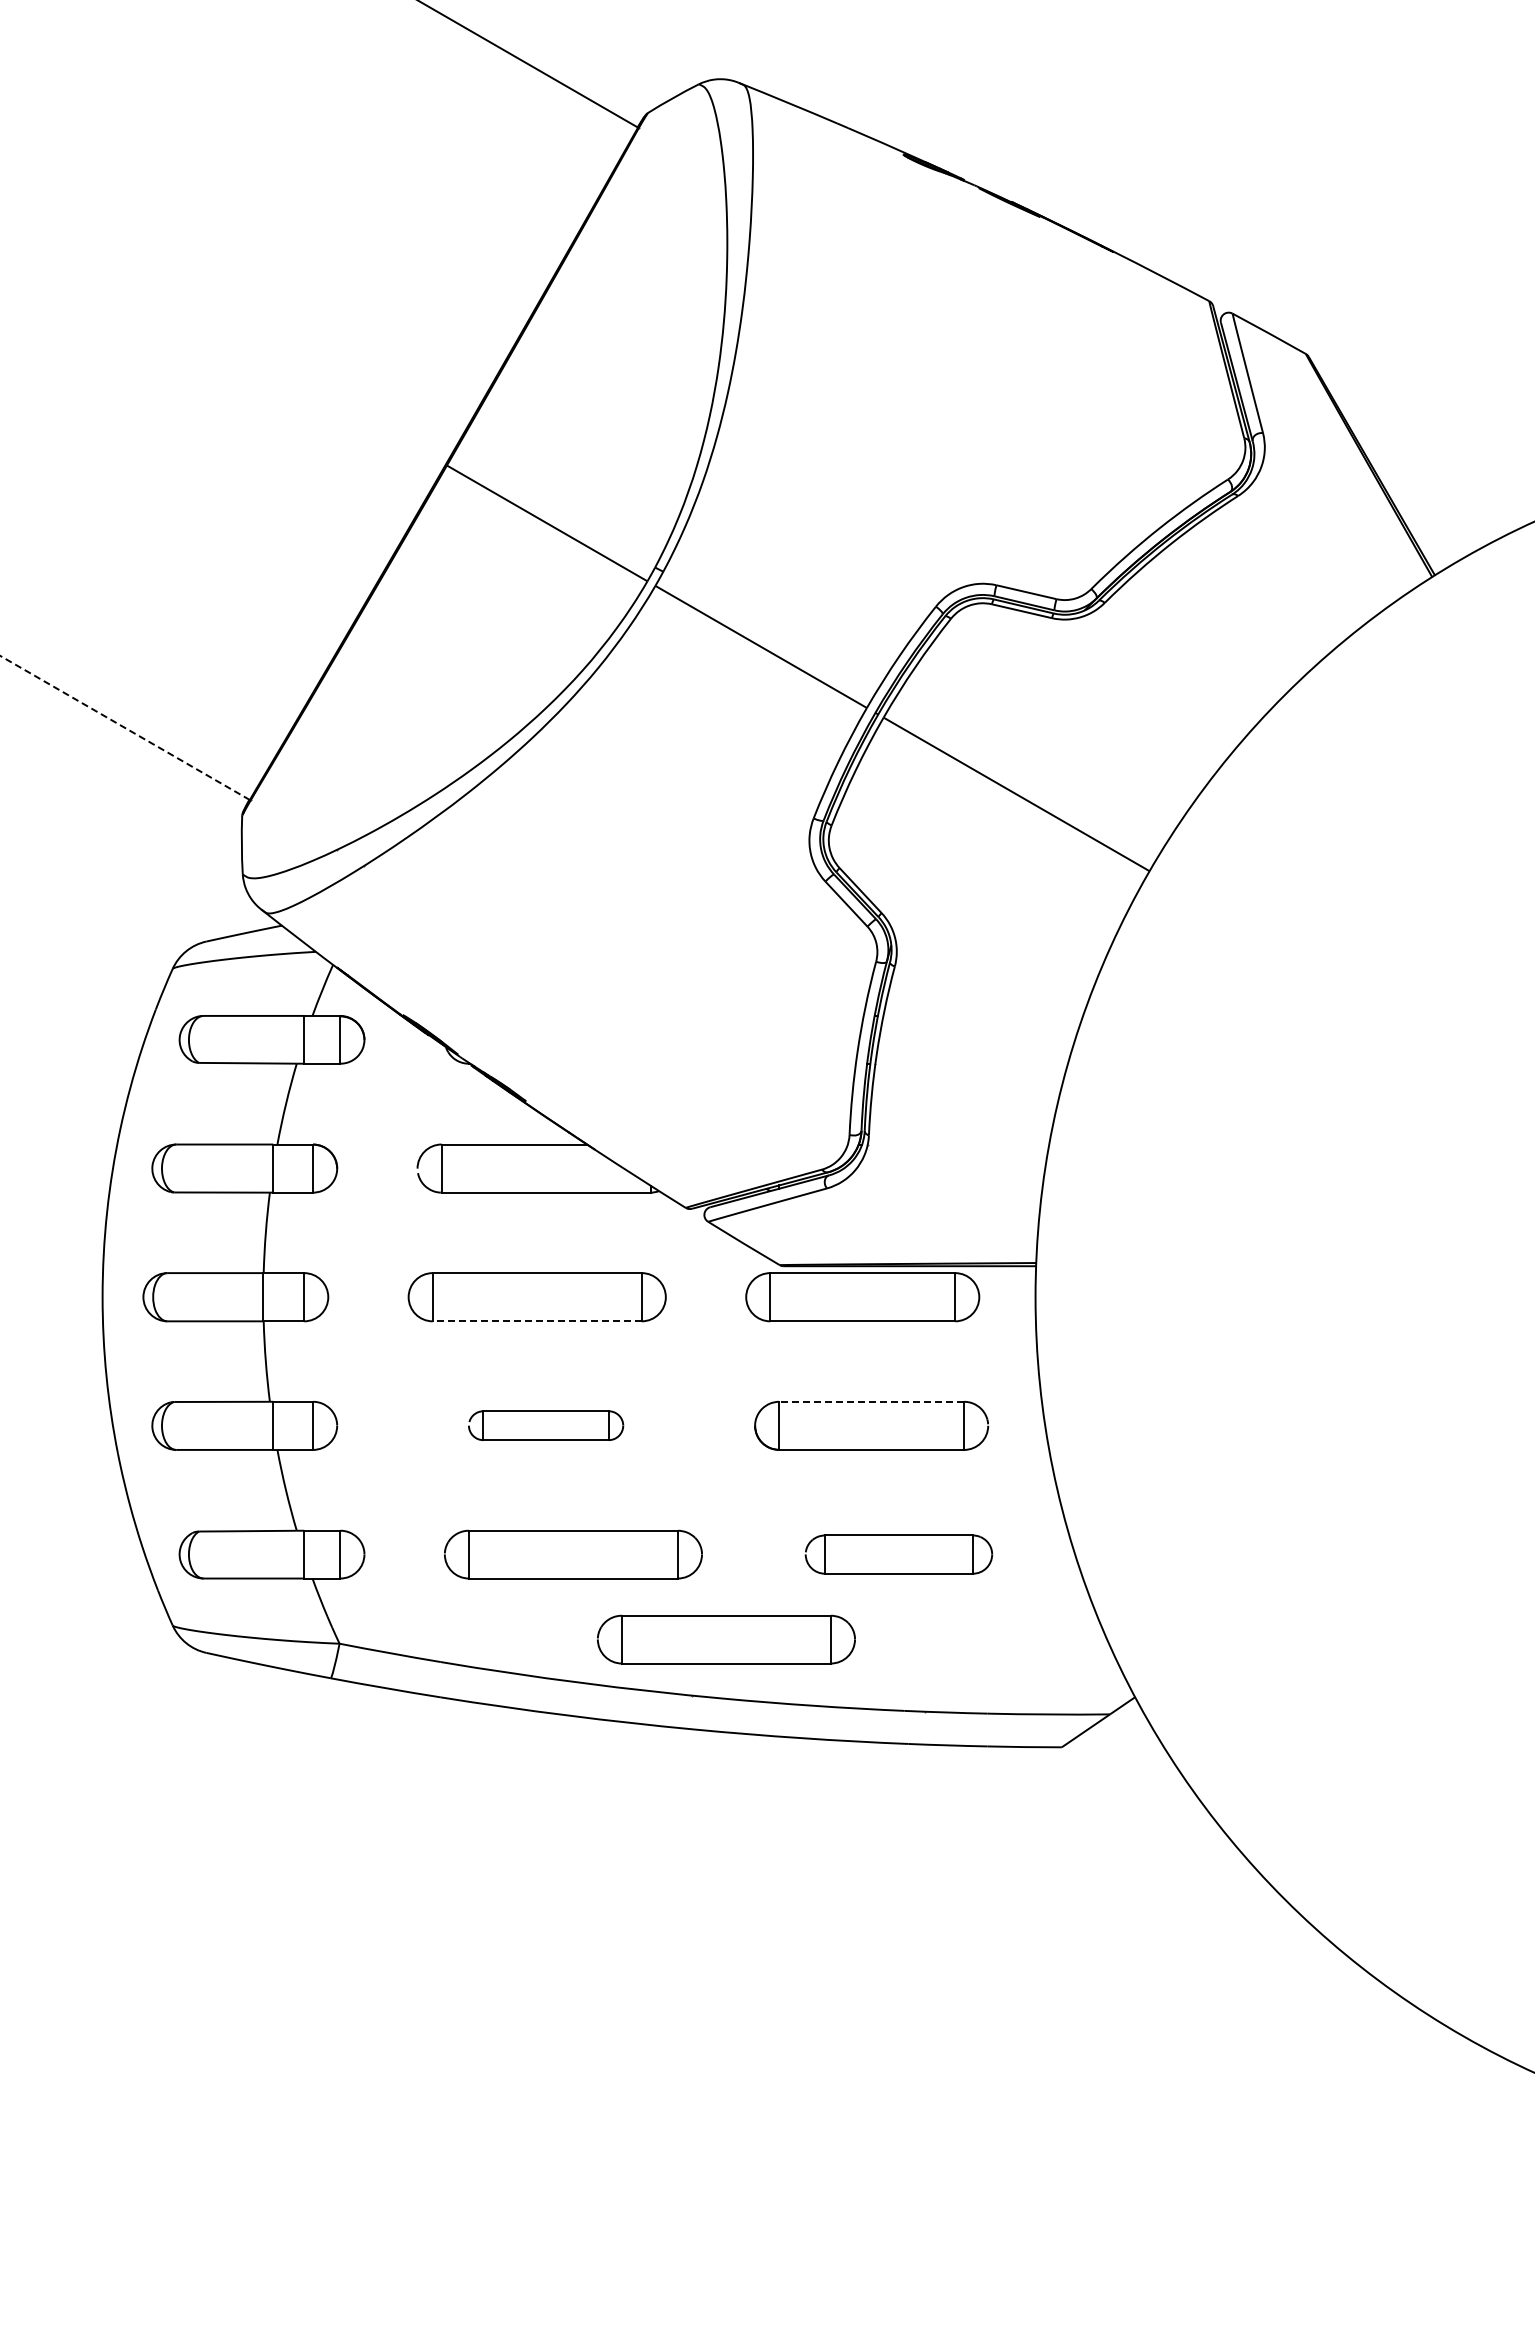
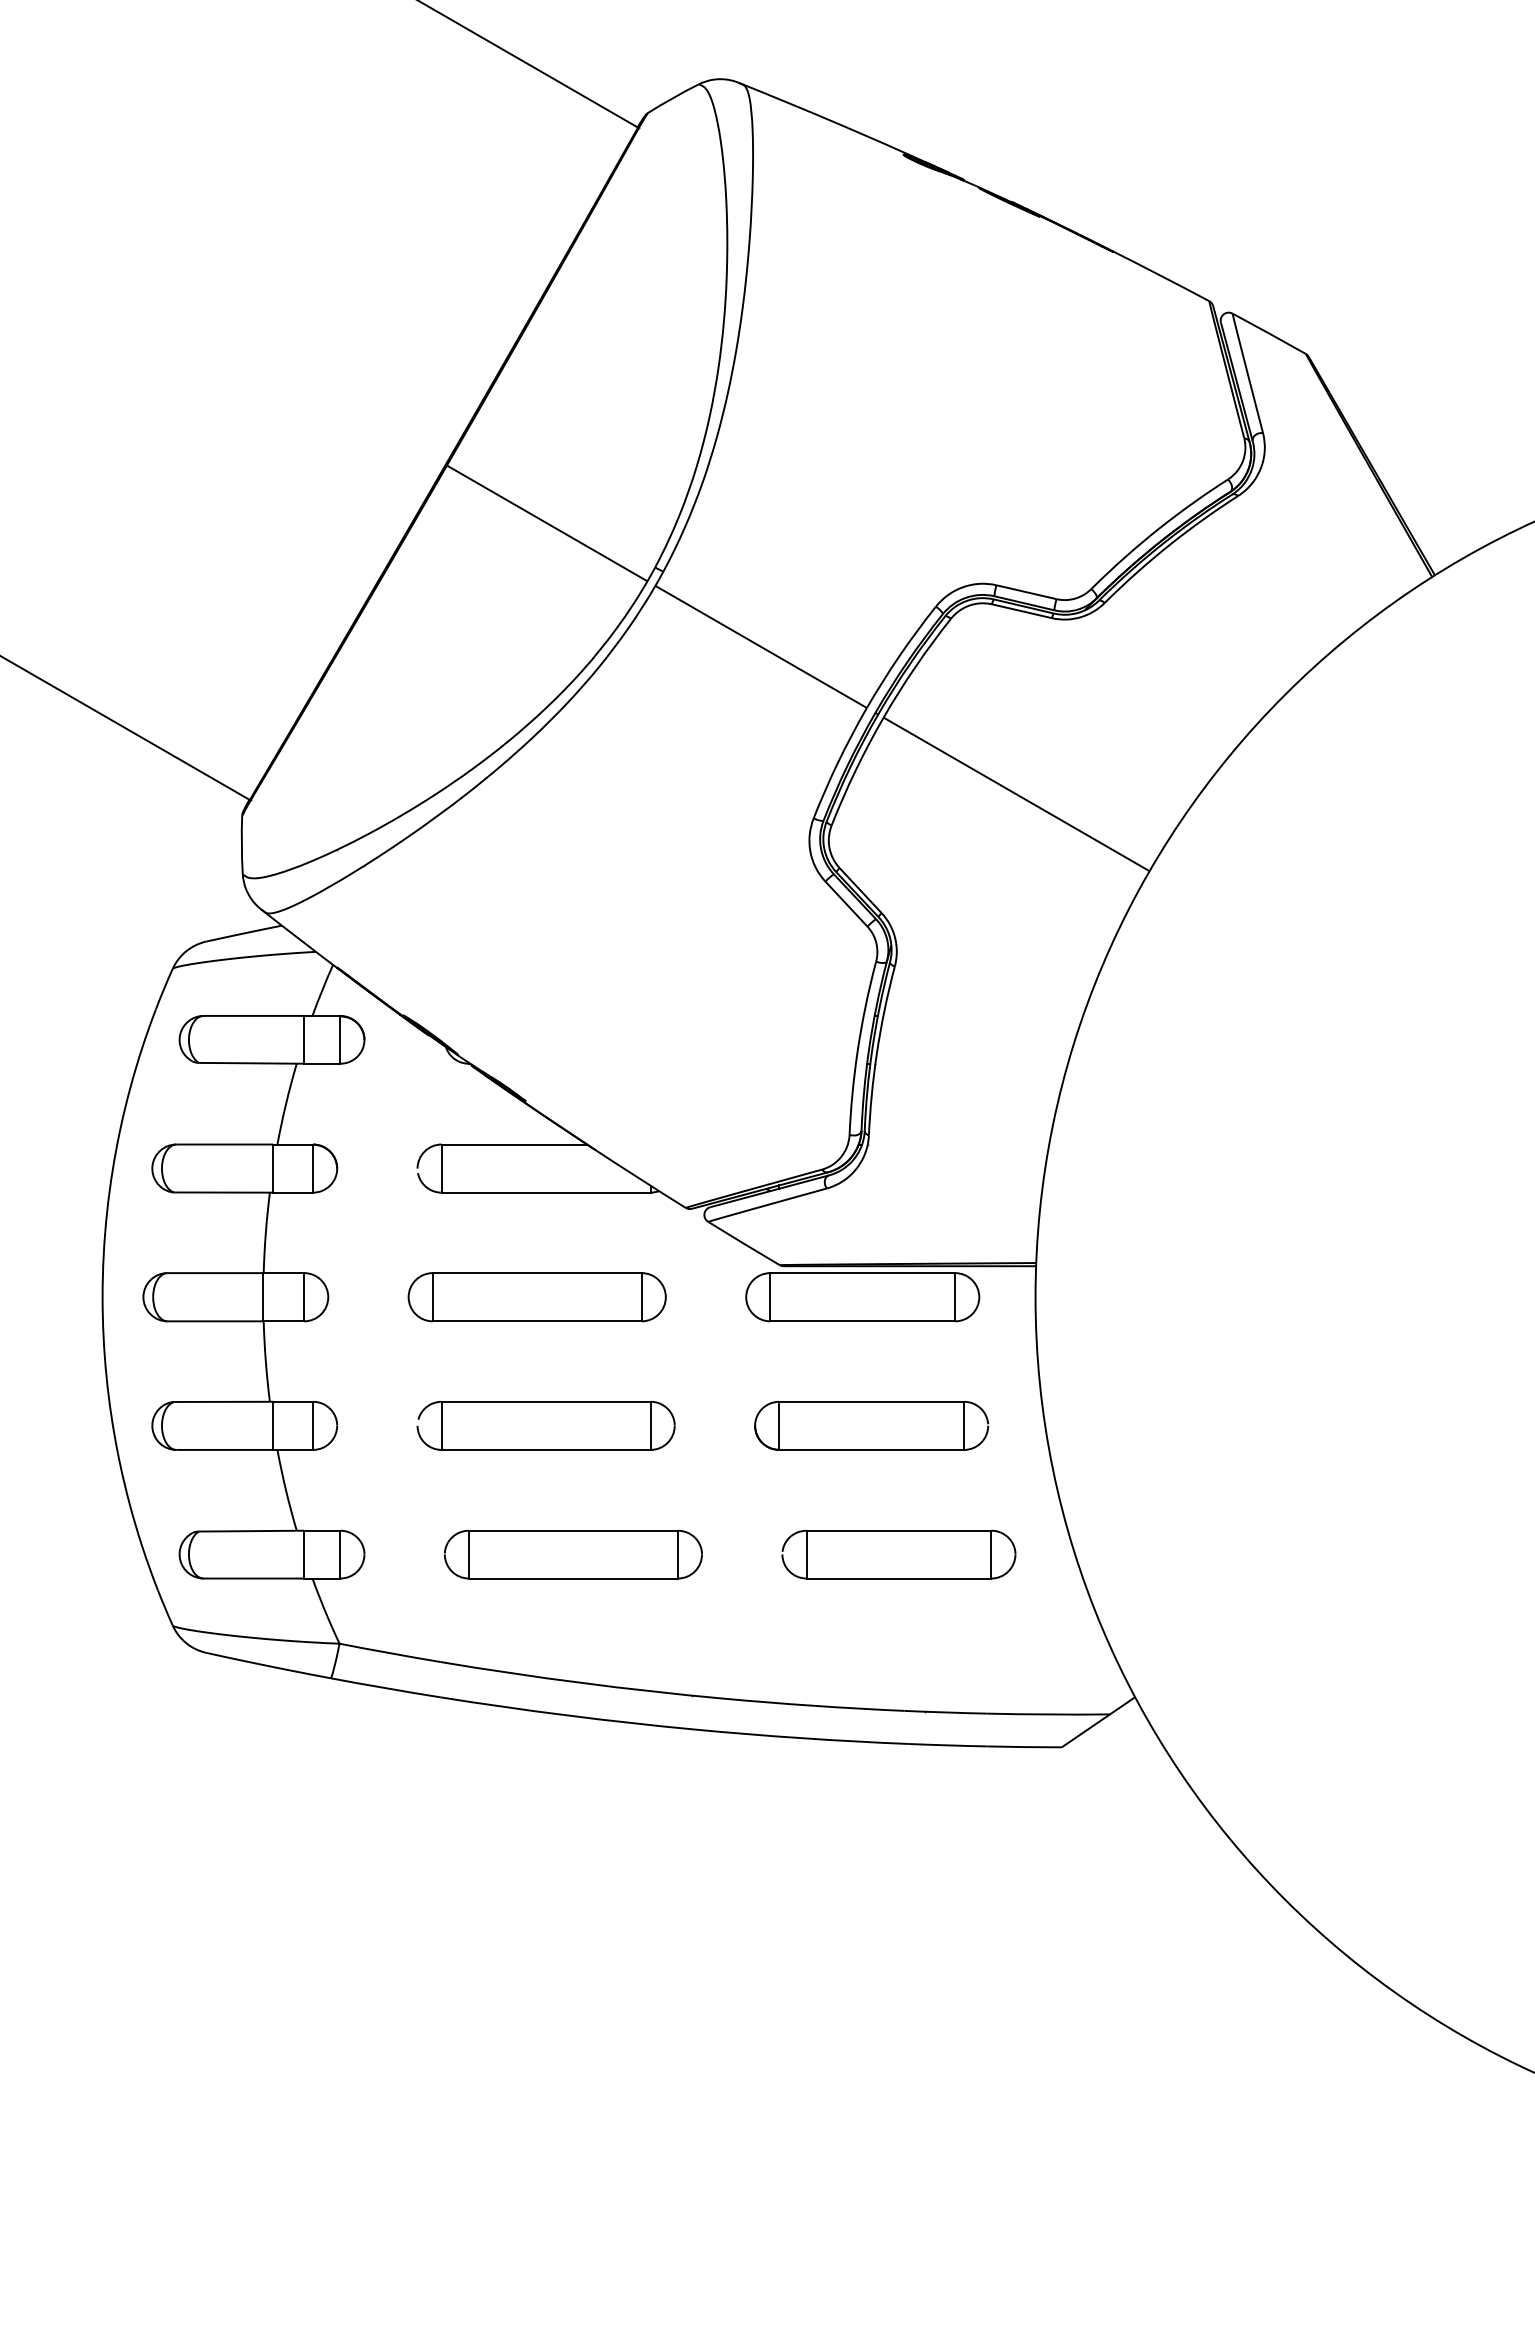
line: dashed -> solid (125, 728)
line: dashed -> solid (536, 1321)
line: dashed -> solid (871, 1401)
part size: 157x31 px -> 260x51 px (545, 1425)
part size: 189x41 px -> 236x51 px (898, 1554)
part: present -> none (726, 1639)
